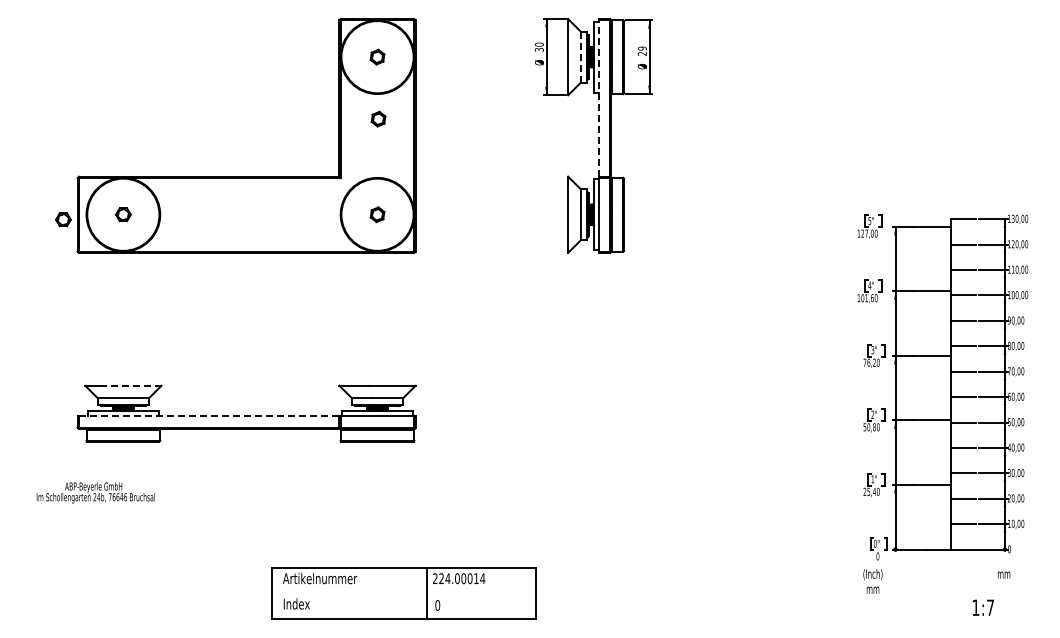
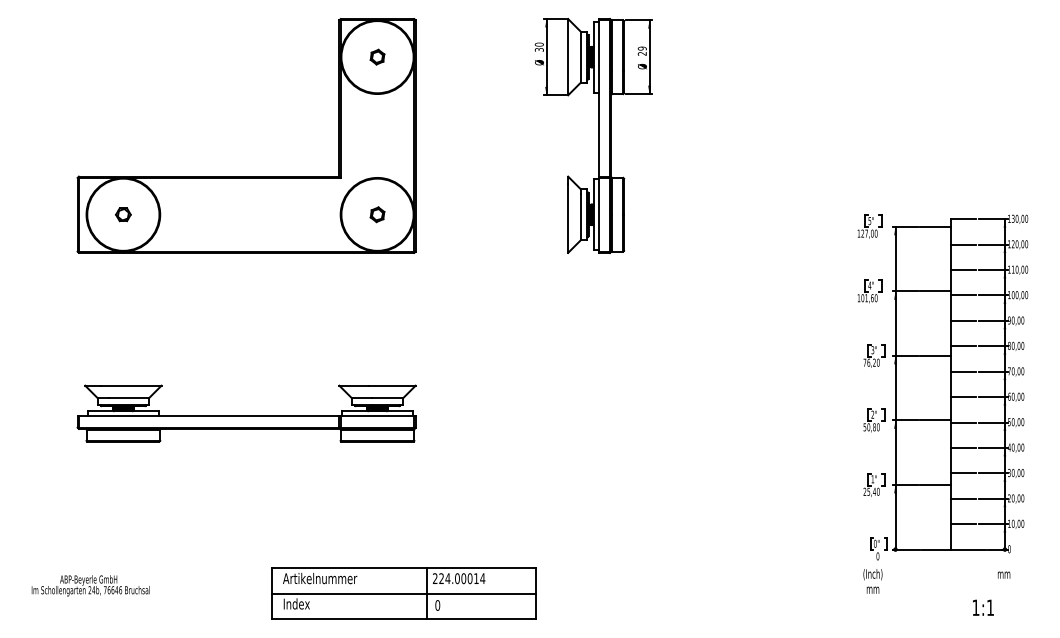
line: dashed -> solid (580, 58)
line: dashed -> solid (598, 98)
part: present -> none (378, 118)
part: present -> none (63, 219)
line: dashed -> solid (130, 385)
line: dashed -> solid (209, 416)
text position: (95, 492) -> (90, 585) (90, 585)
line: none -> present (404, 593)
text: 1:7 -> 1:1 (990, 607)
